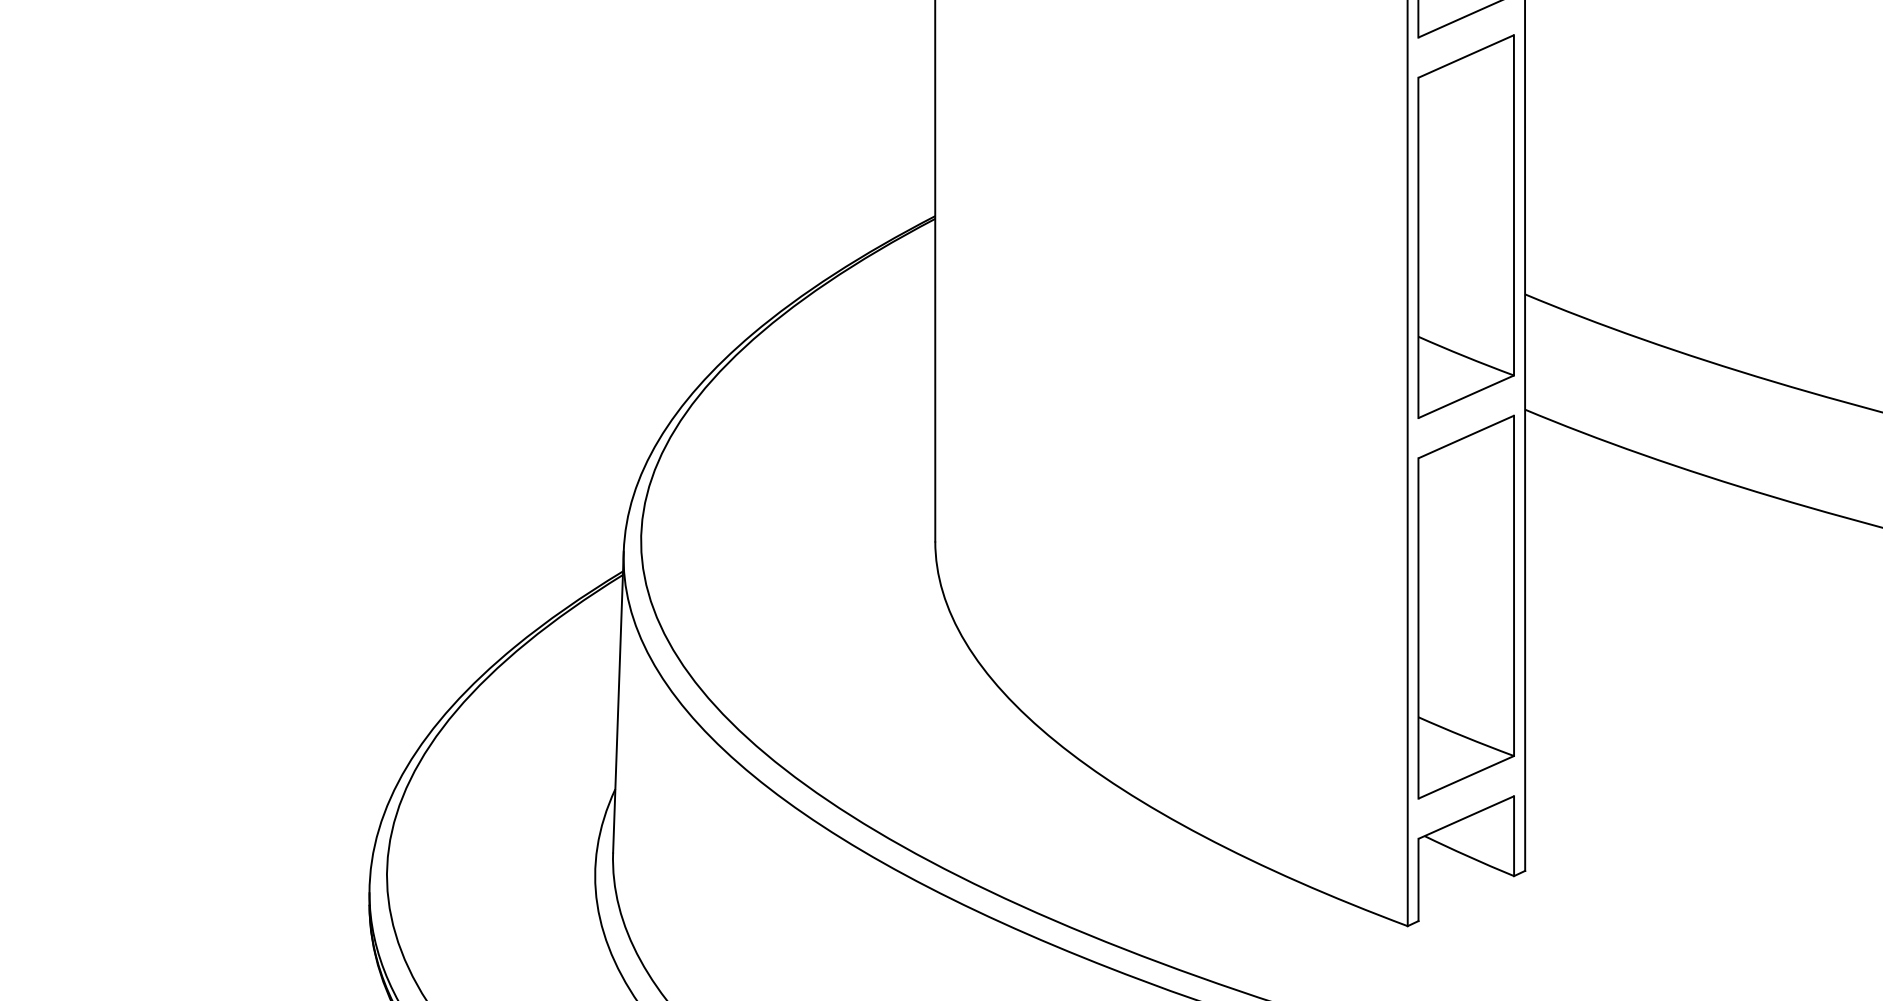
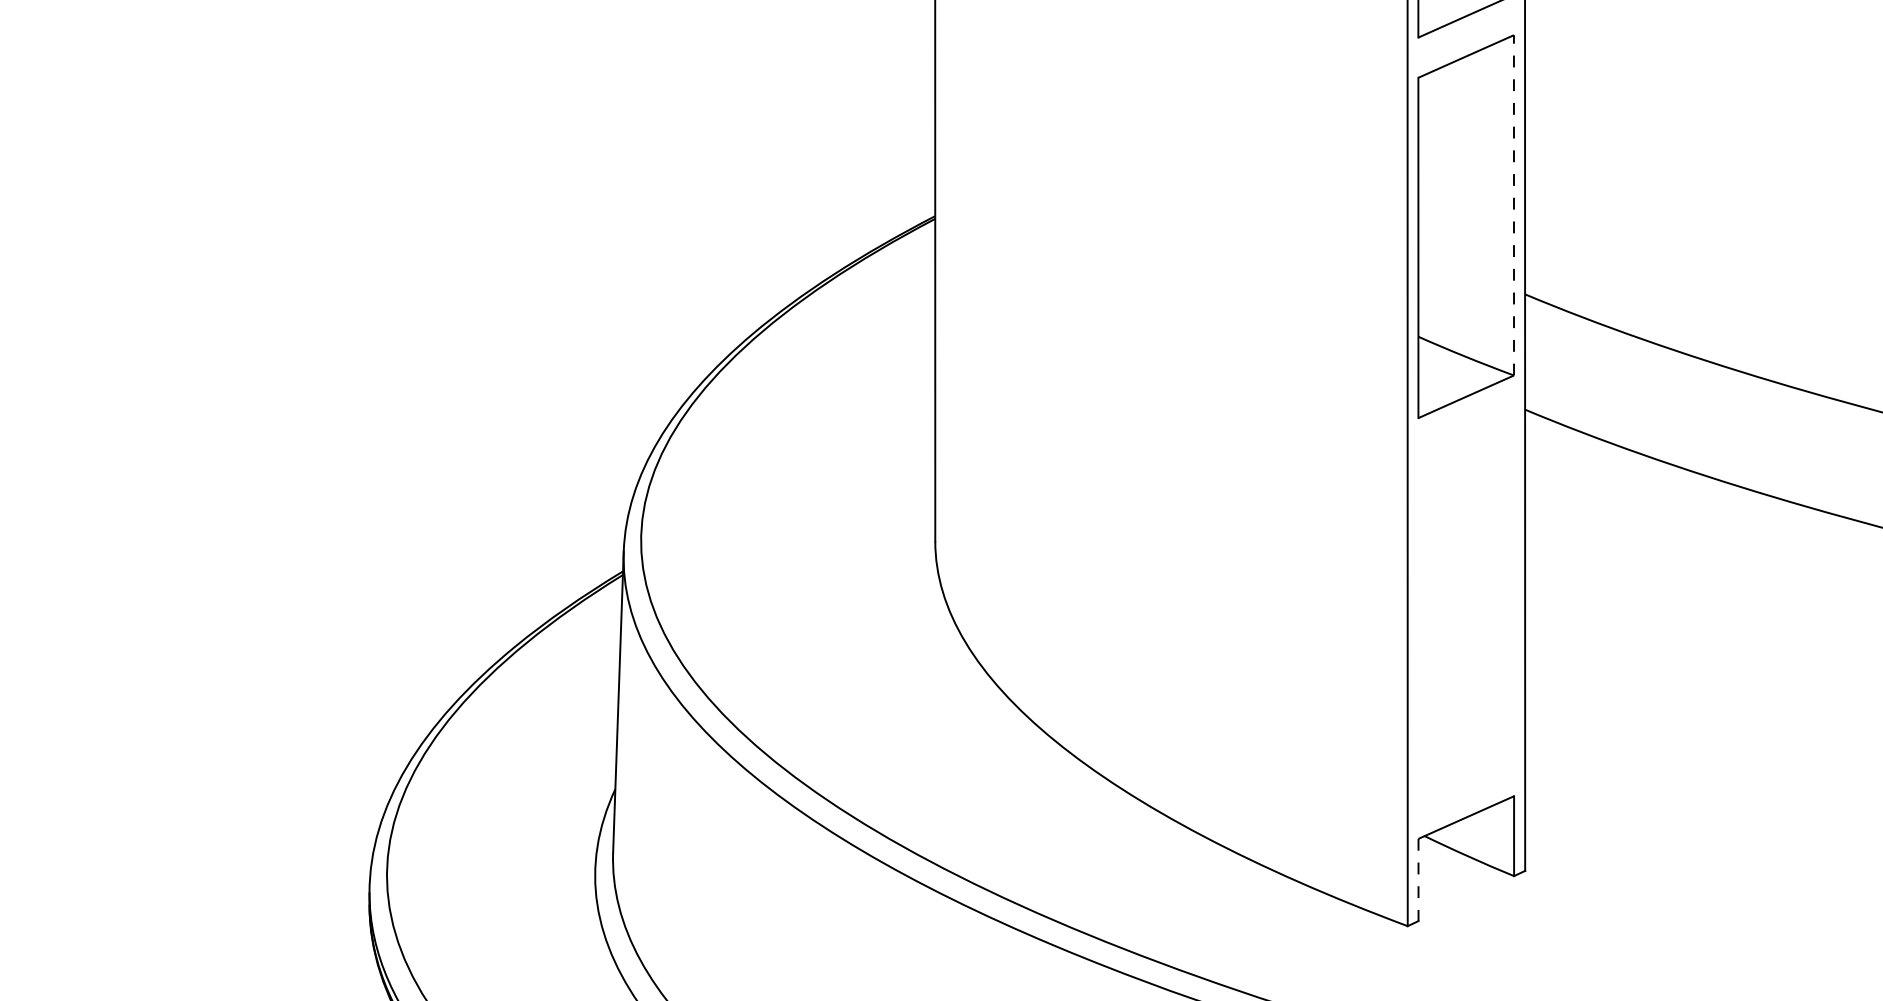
line: solid -> dashed (1513, 204)
part: present -> none (1465, 606)
line: solid -> dashed (1418, 880)
